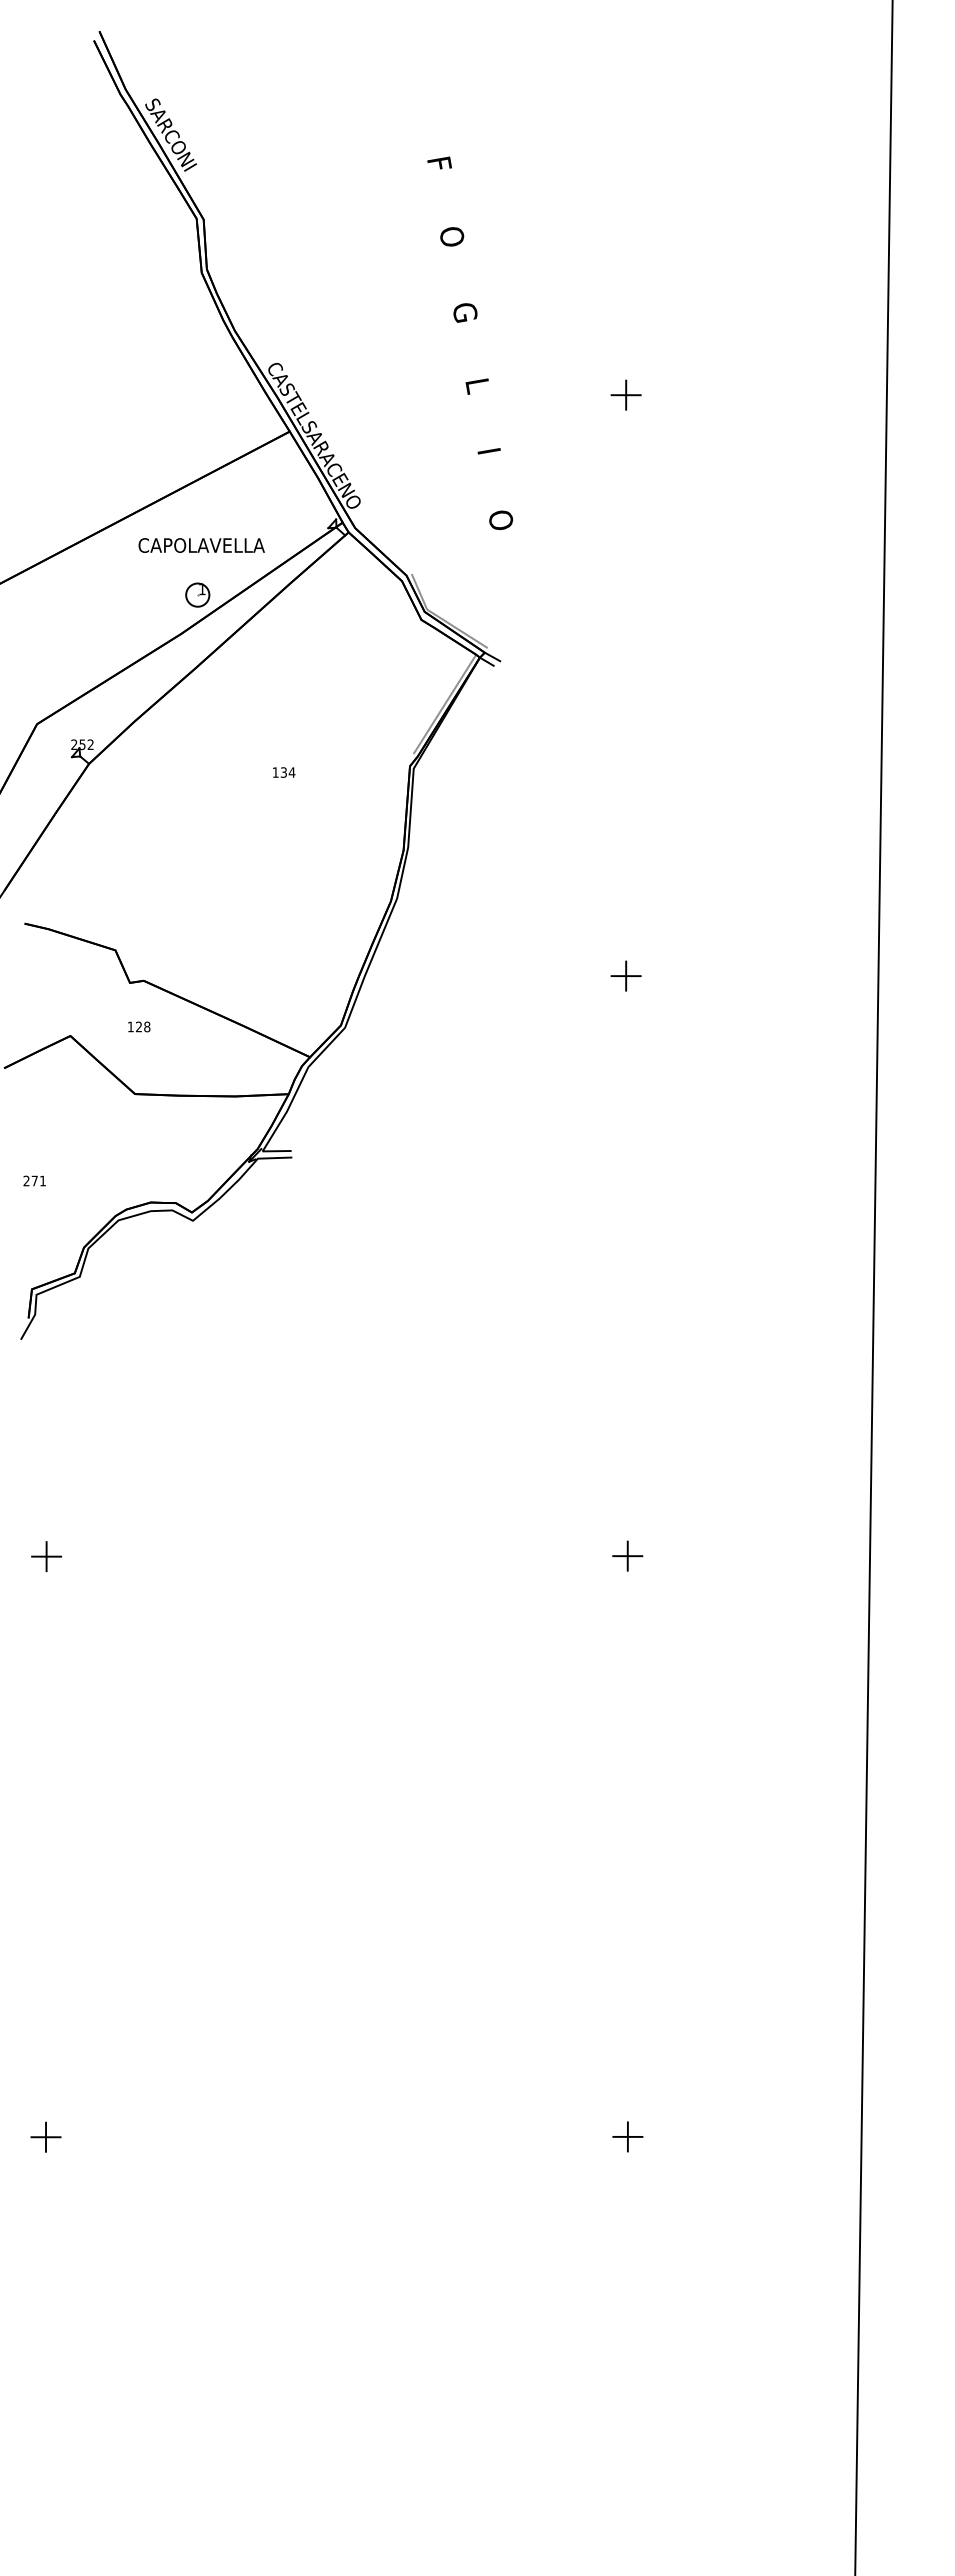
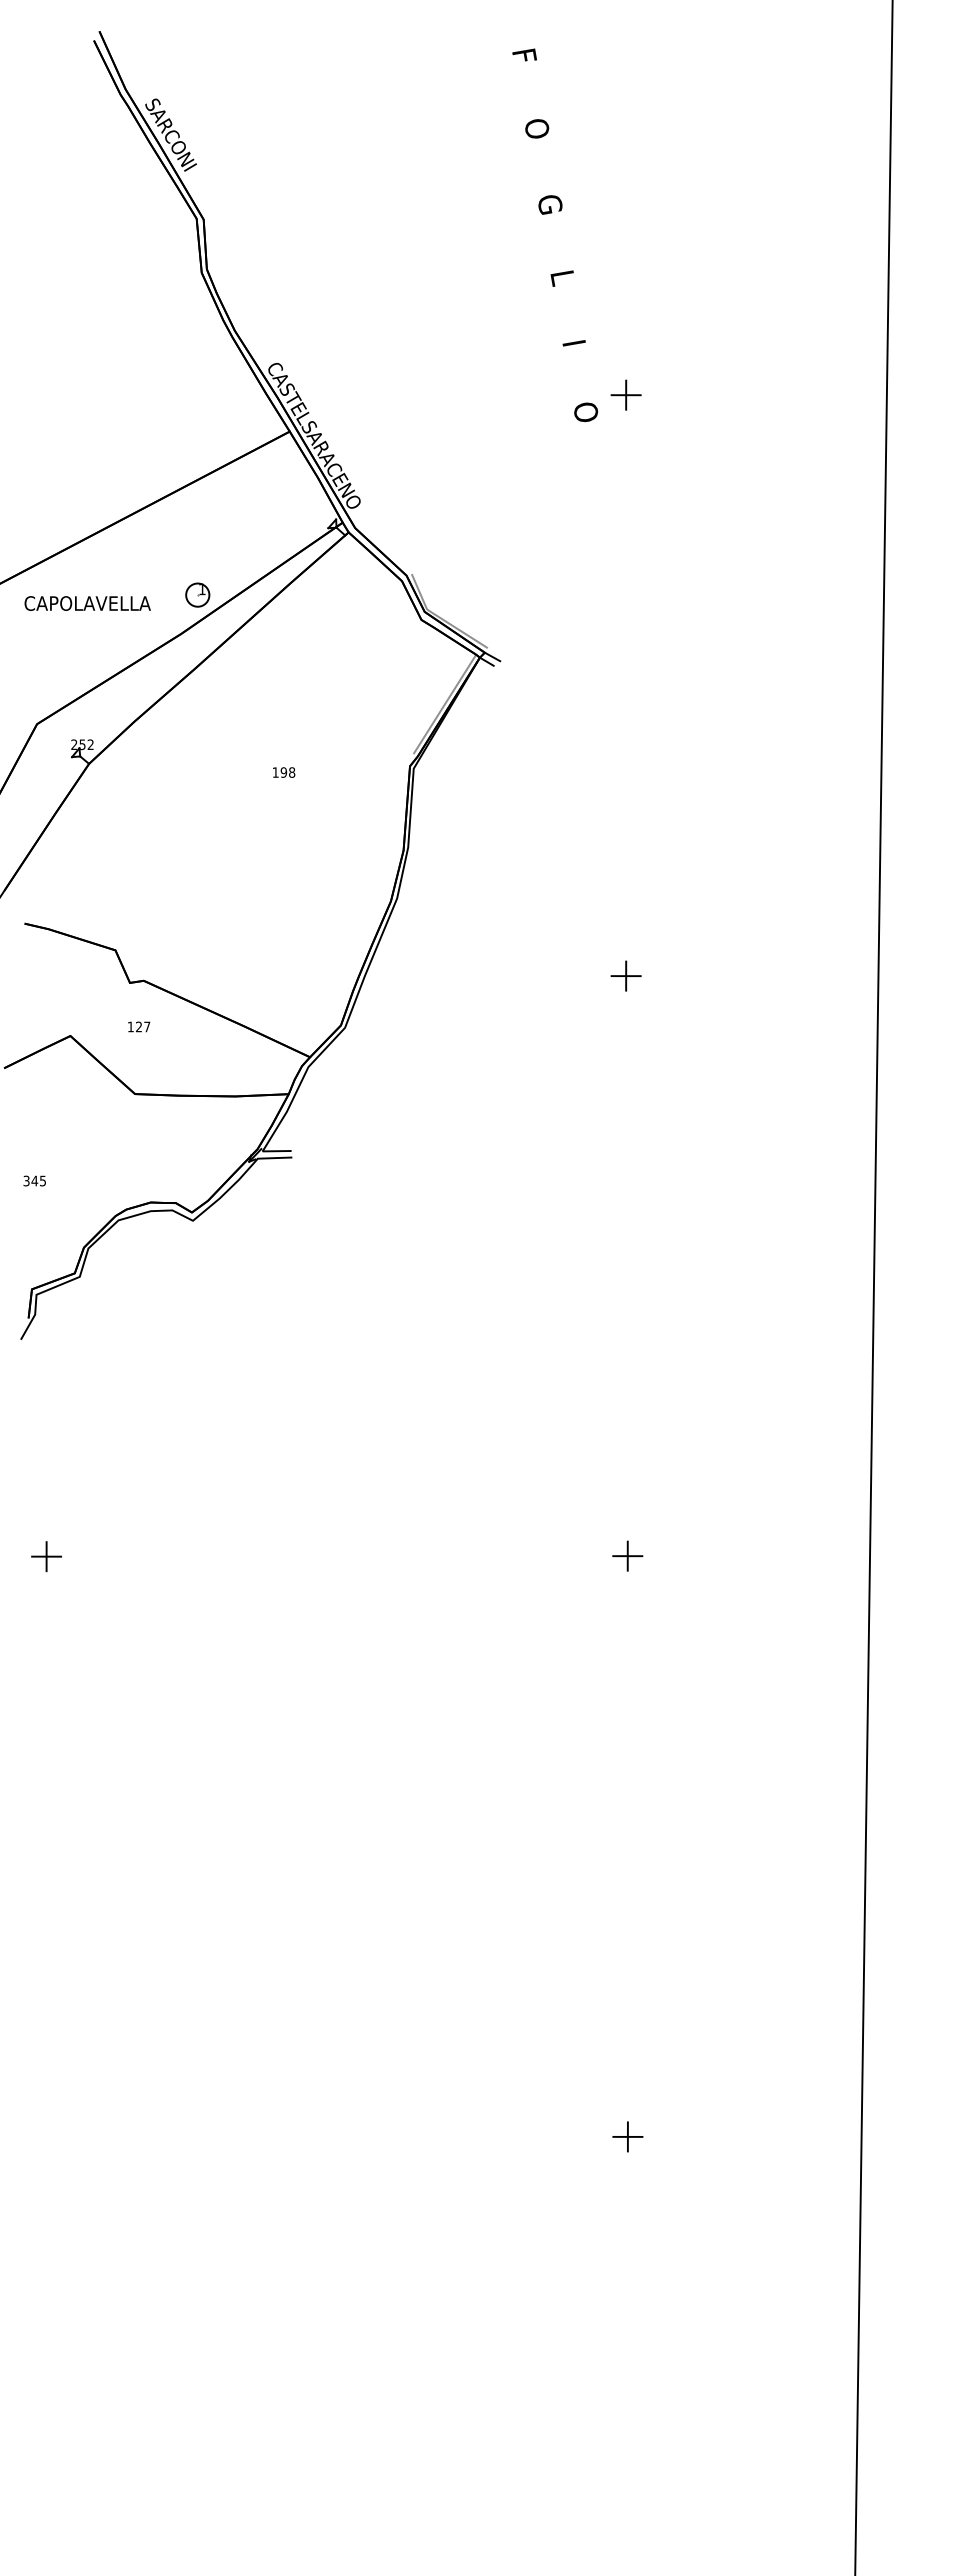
text position: (470, 343) -> (555, 235) (555, 235)
text position: (201, 545) -> (87, 603) (87, 603)
text: 134 -> 198 (287, 772)
text: 128 -> 127 (147, 1026)
text: 271 -> 345 (34, 1180)
part: present -> none (45, 2136)
